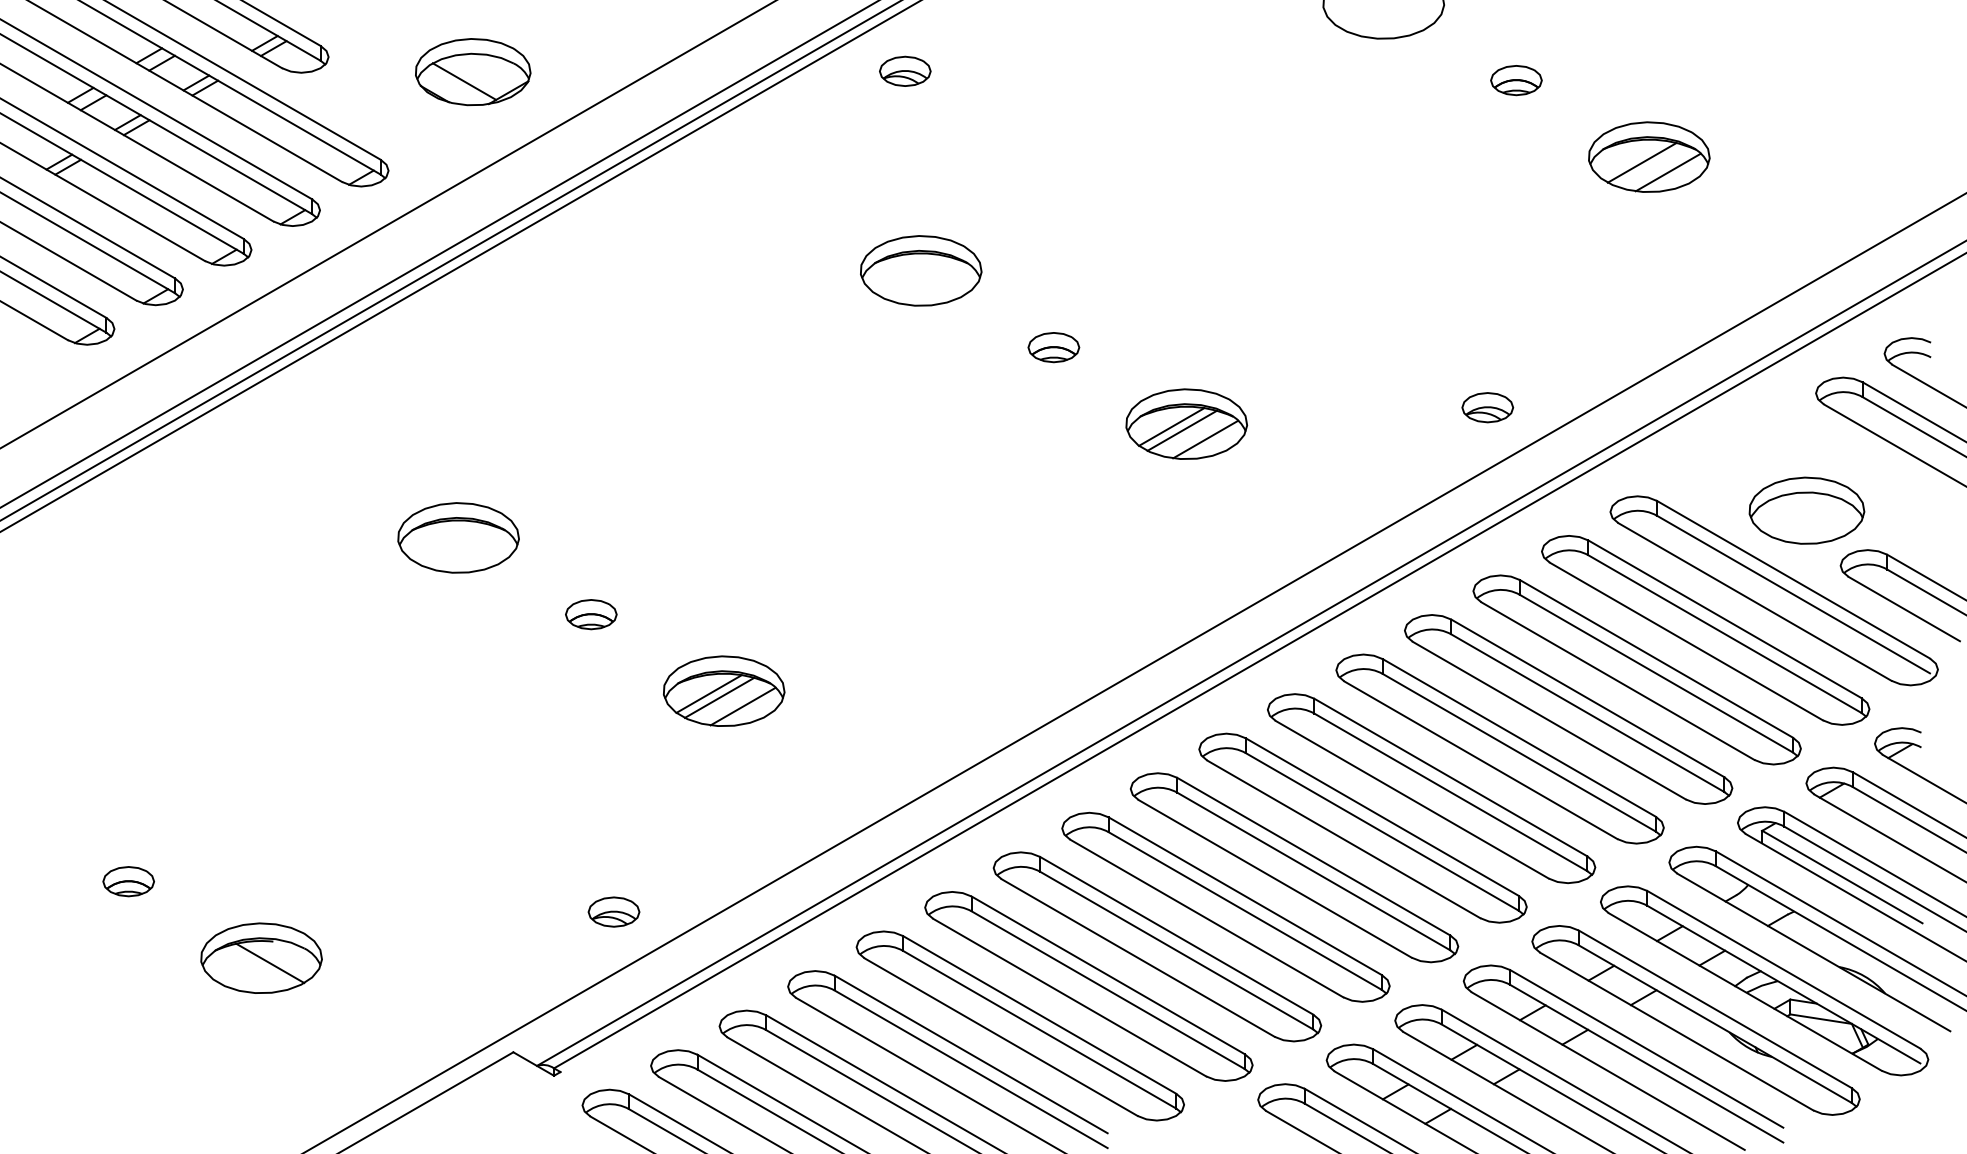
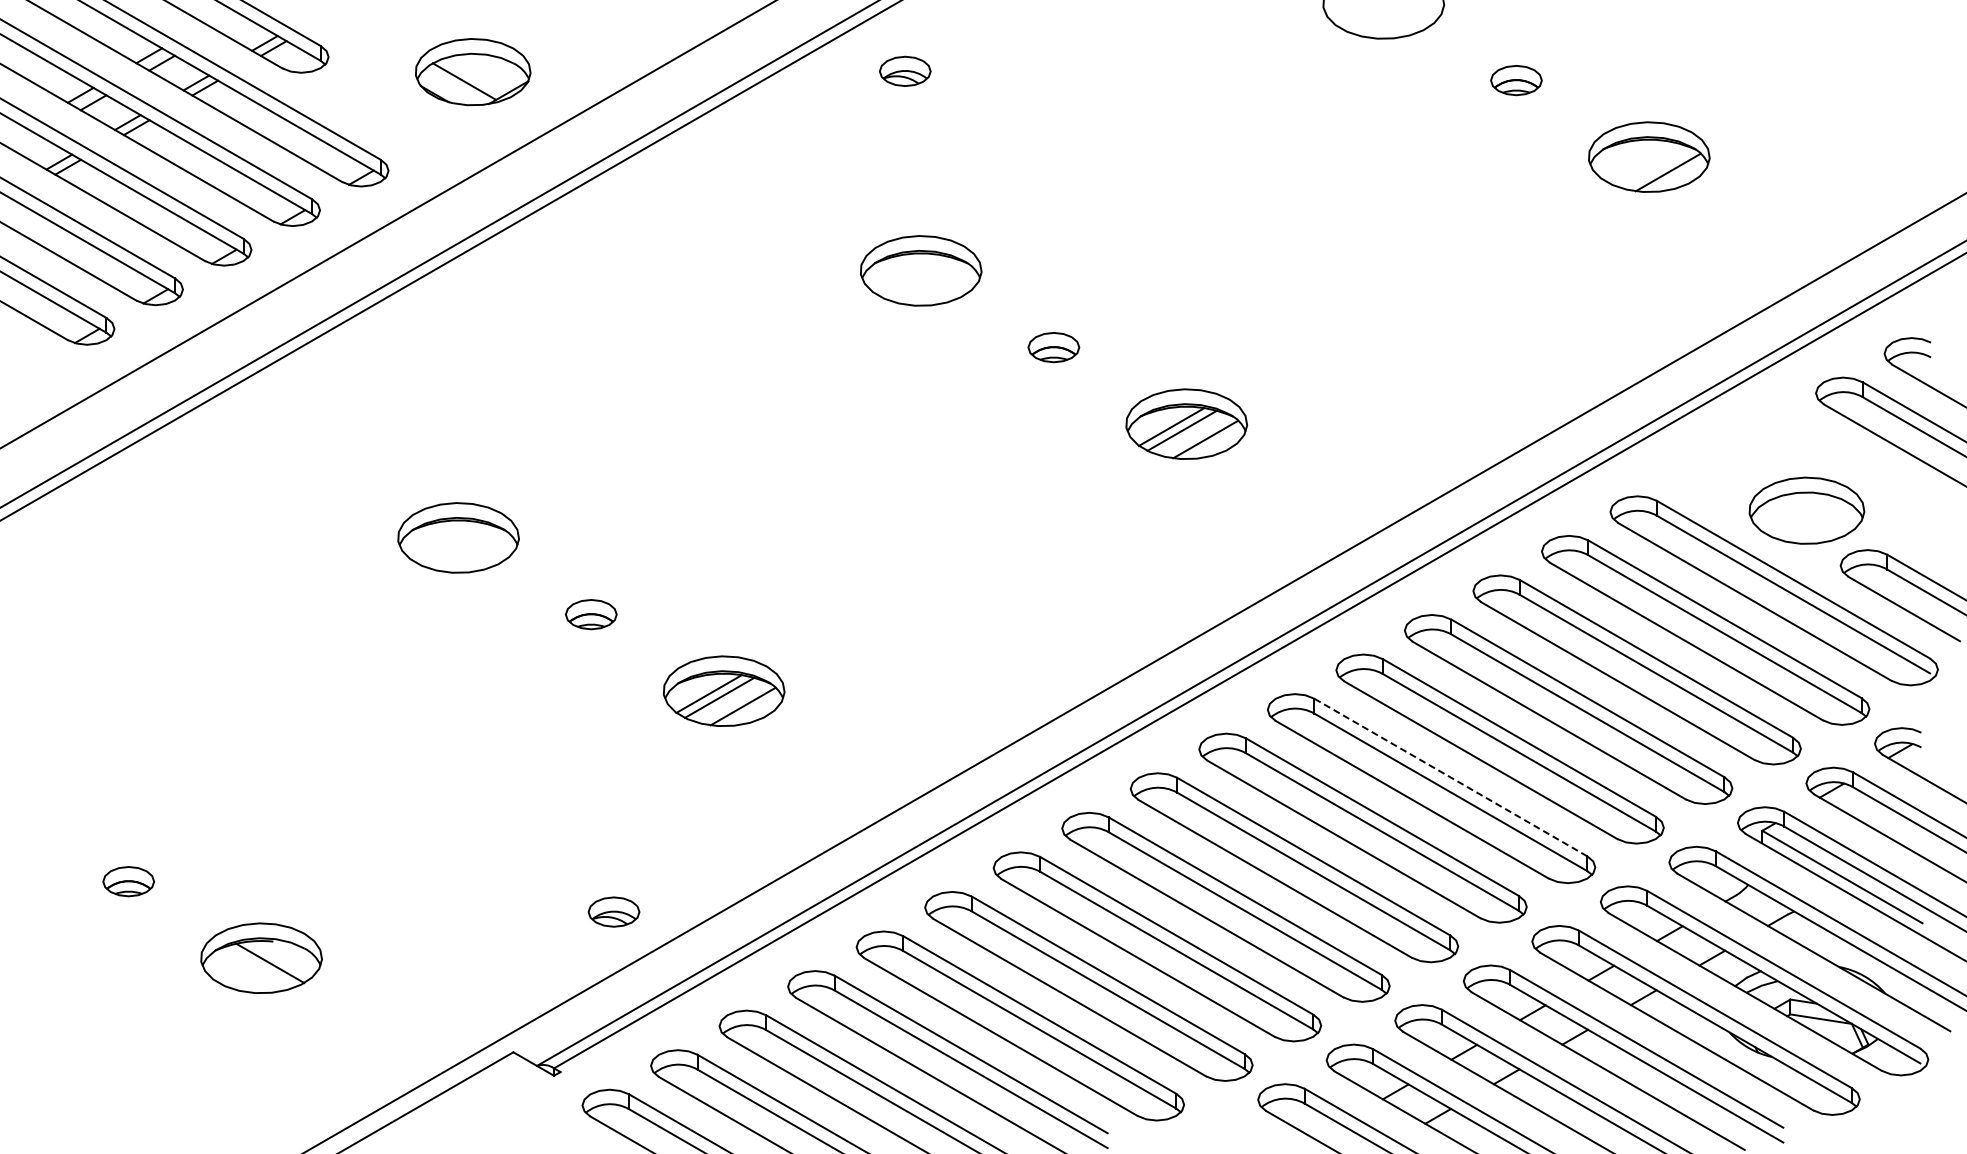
line: present -> none (1641, 162)
line: present -> none (460, 266)
part: present -> none (1487, 407)
line: solid -> dashed (1450, 777)
